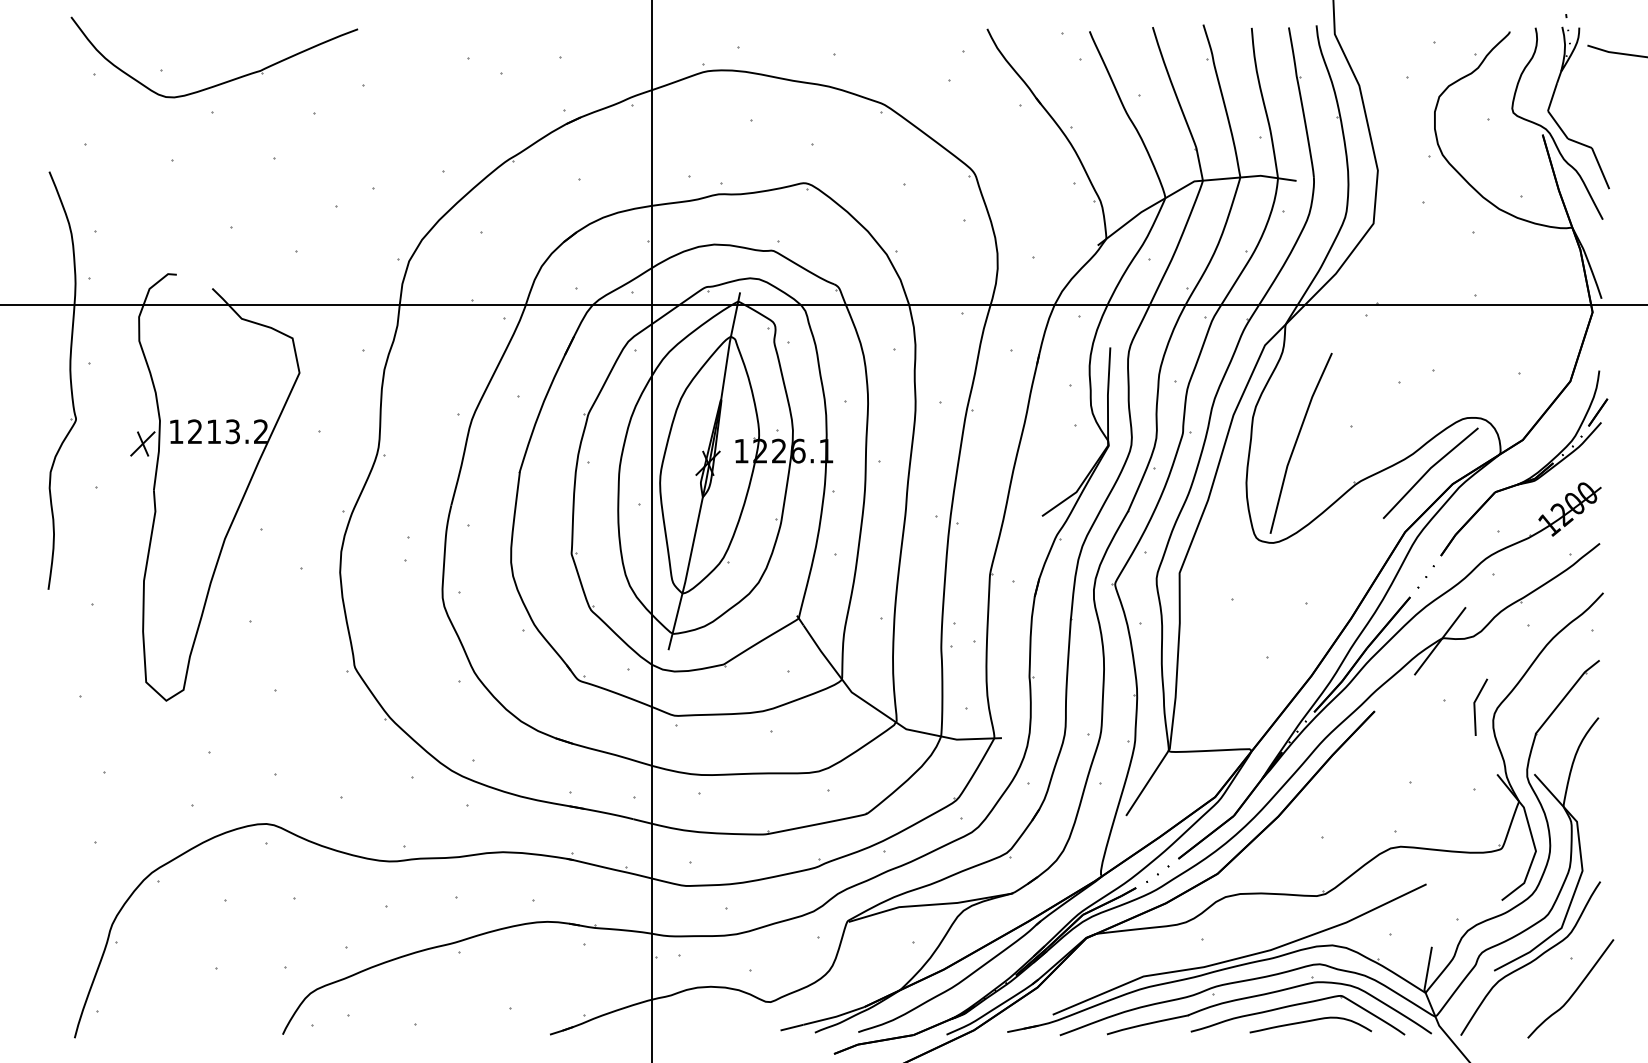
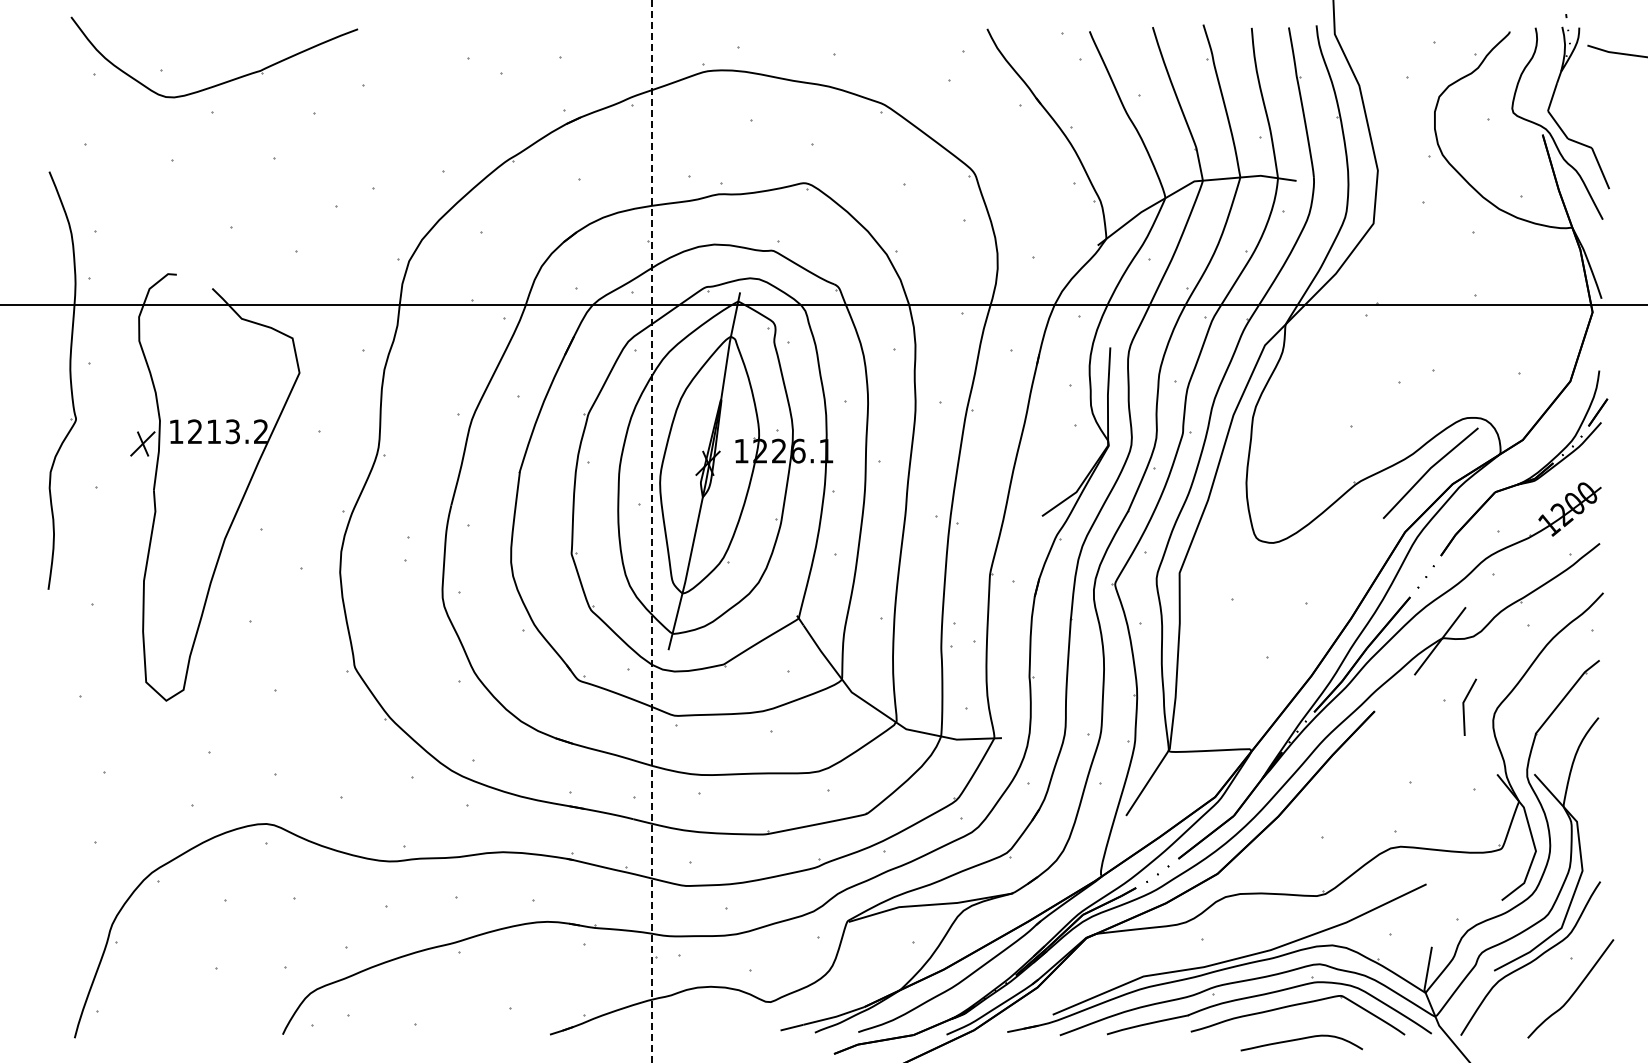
line: present -> none (1297, 441)
line: solid -> dashed (652, 531)
line position: (1475, 706) -> (1464, 706) (1464, 706)
curve position: (1308, 1022) -> (1299, 1040) (1299, 1040)
